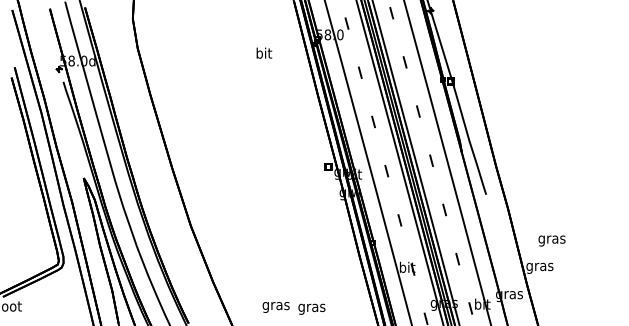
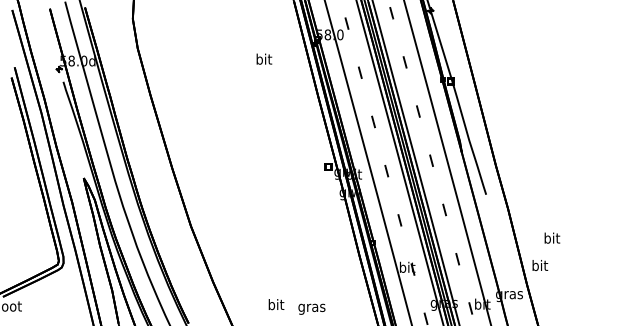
text position: (264, 52) -> (264, 58) (264, 58)
text: gras -> bit (551, 239)
text: gras -> bit (539, 266)
text: gras -> bit (275, 305)
